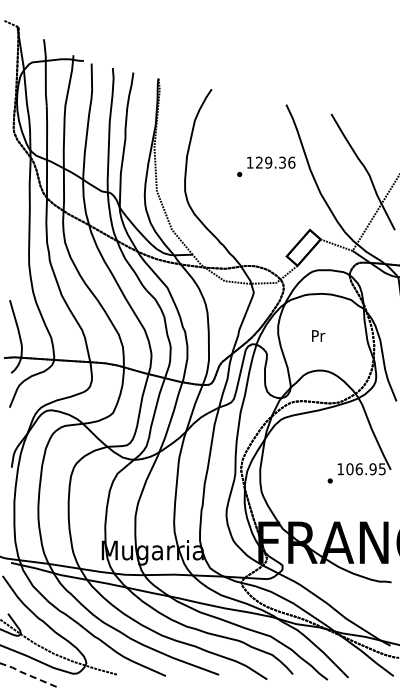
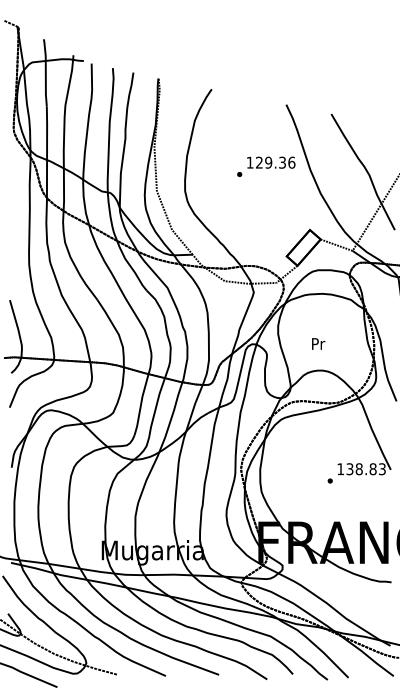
text position: (318, 335) -> (318, 343) (318, 343)
text: 106.95 -> 138.83 (365, 469)
line: dashed -> solid (28, 675)
